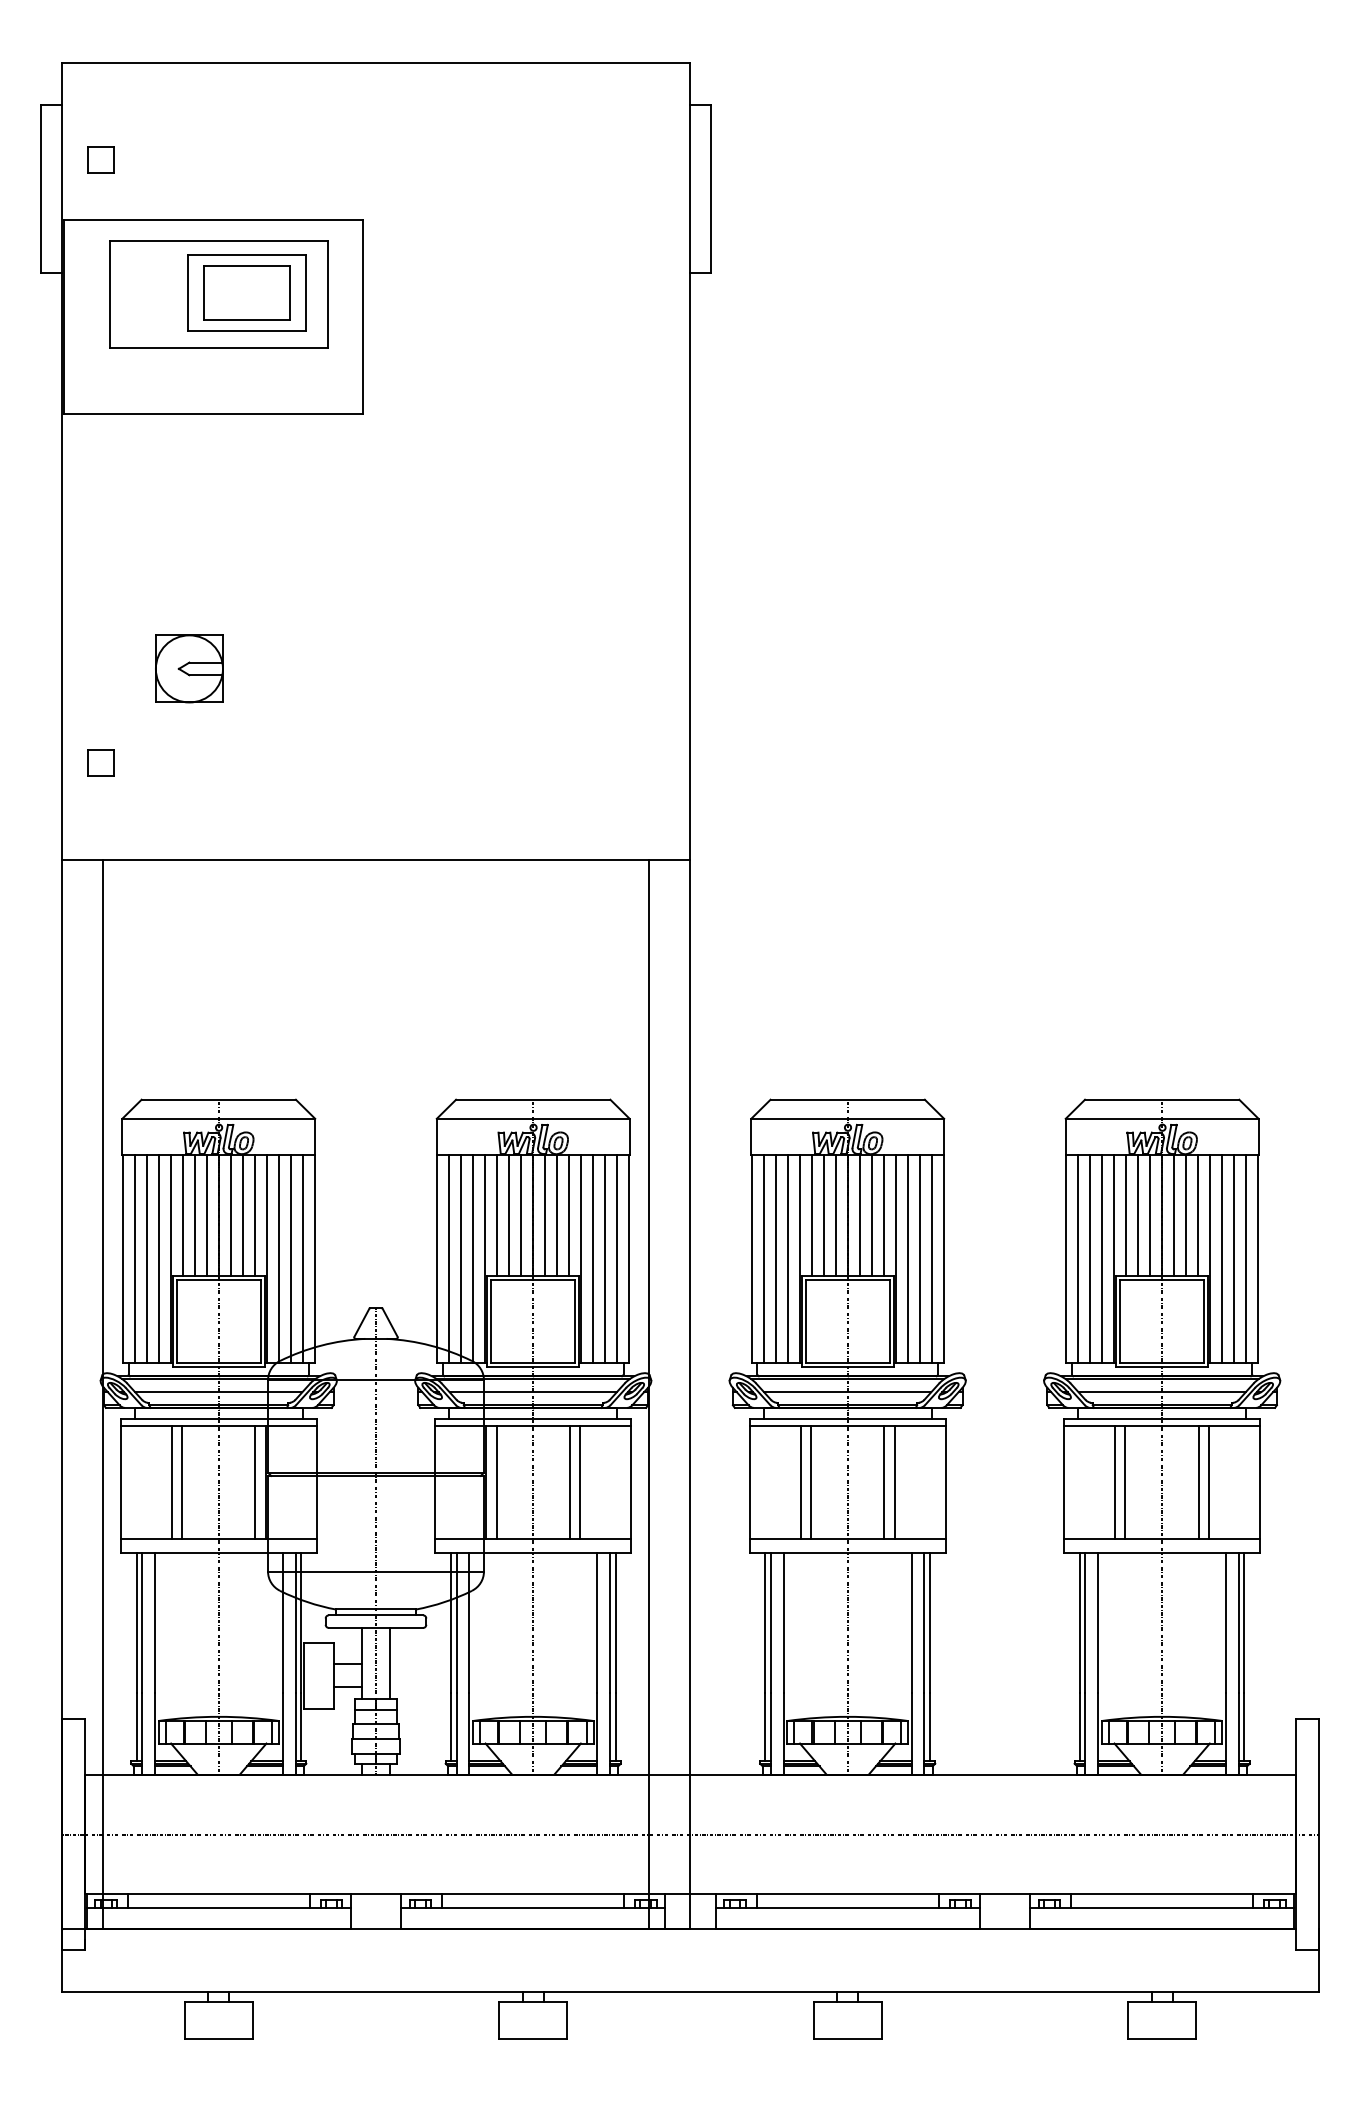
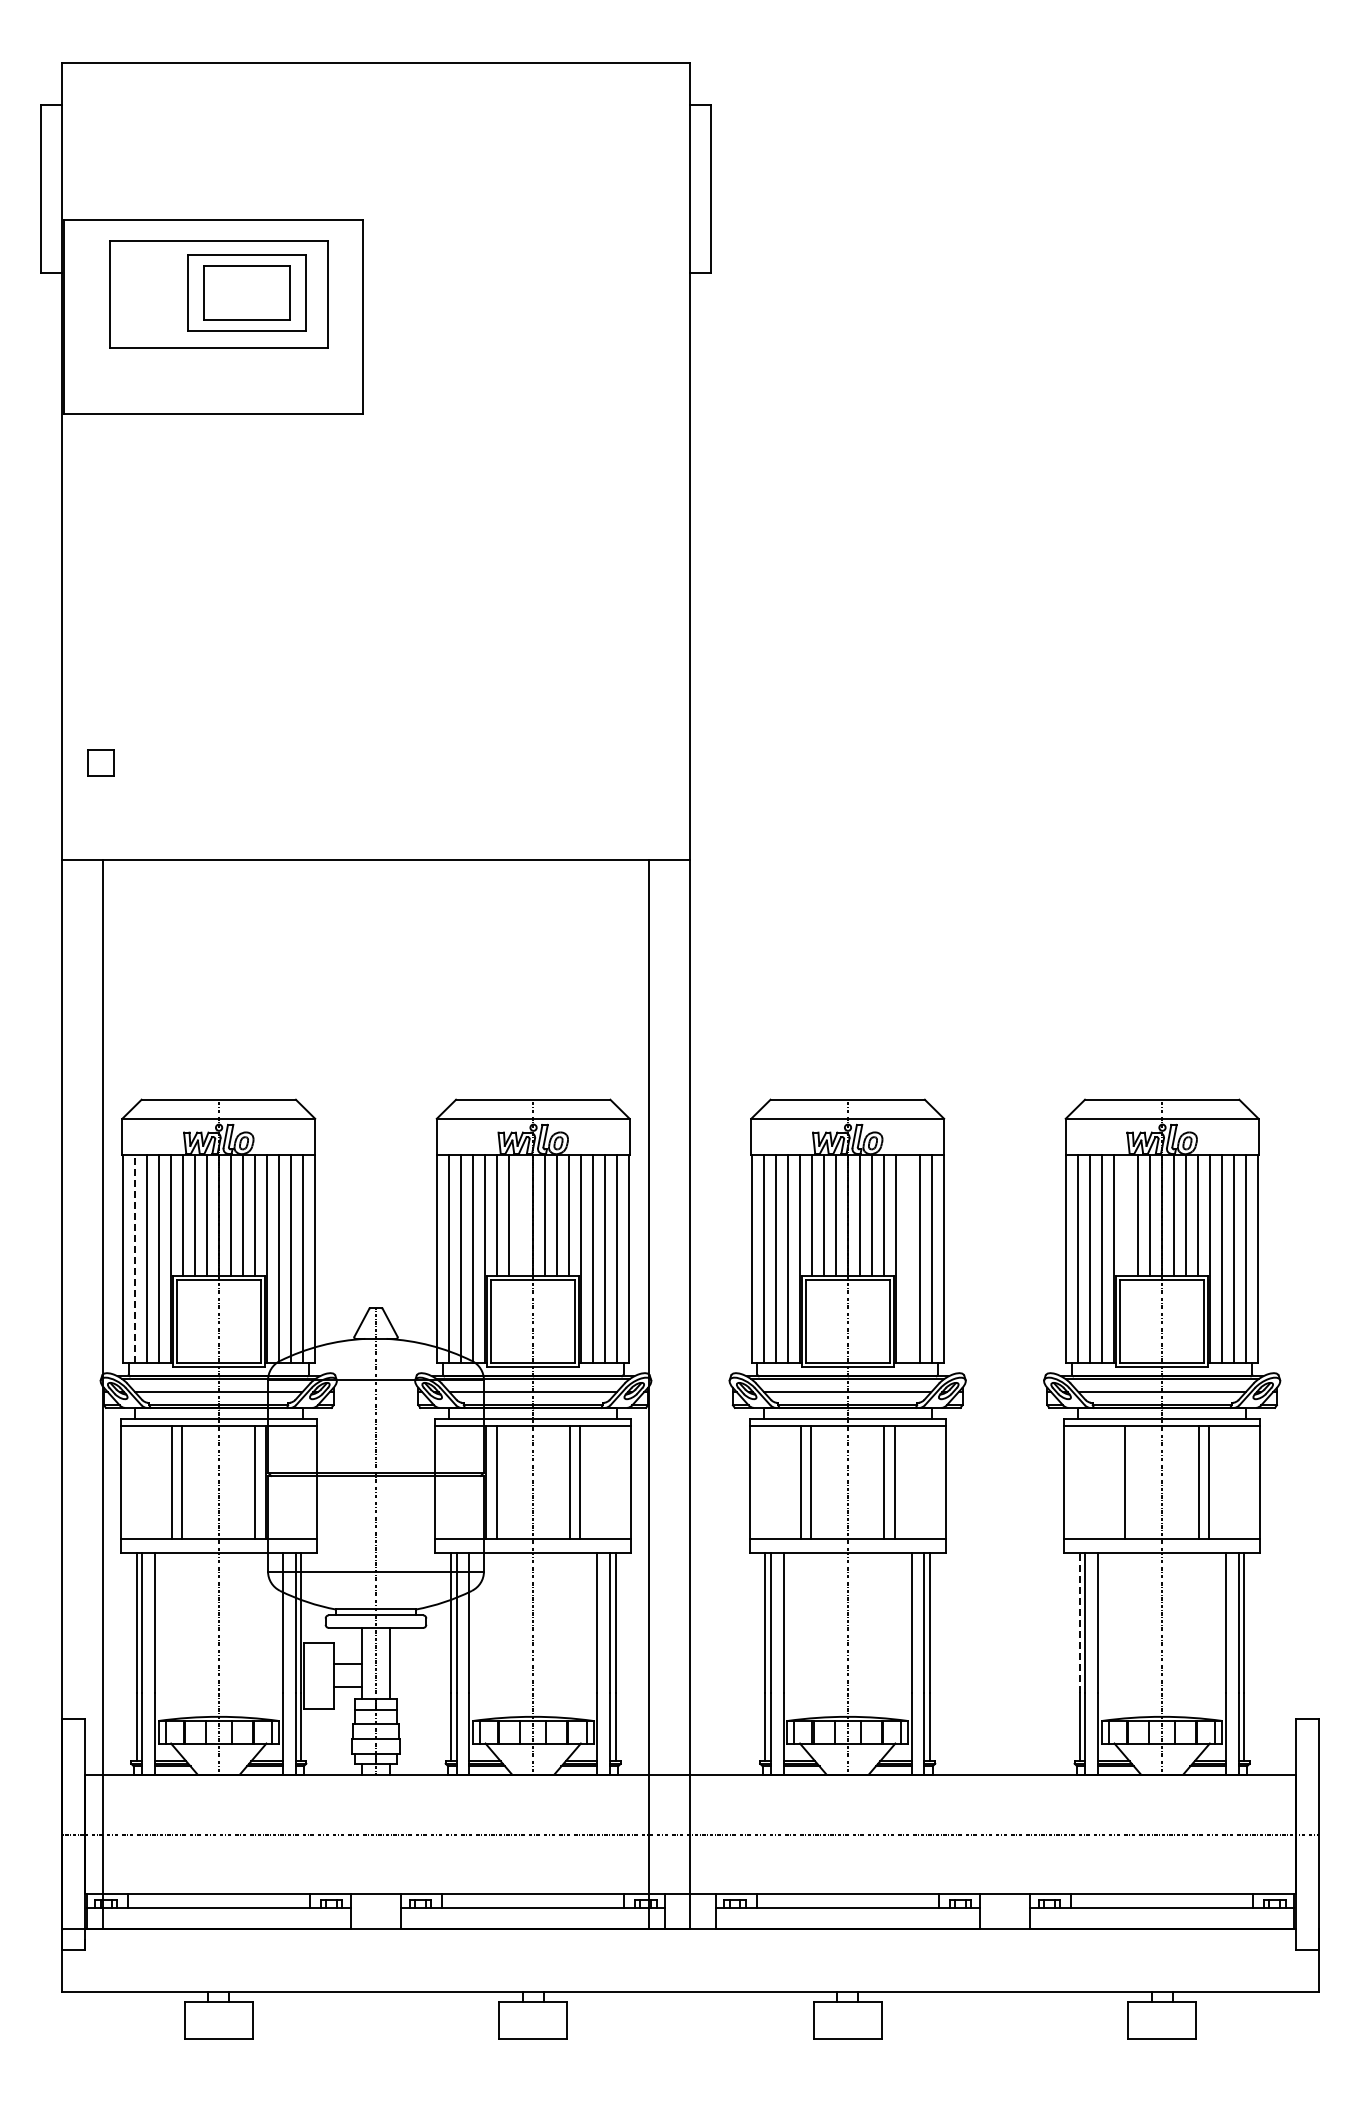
part: present -> none (100, 159)
part: present -> none (189, 668)
line: present -> none (521, 1215)
line: present -> none (1126, 1215)
line: solid -> dashed (134, 1258)
line: present -> none (907, 1258)
line: present -> none (1115, 1482)
line: solid -> dashed (1079, 1623)
